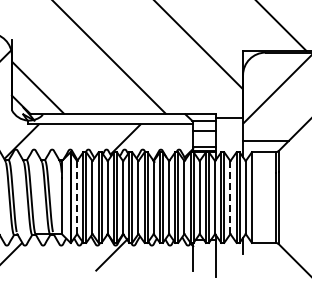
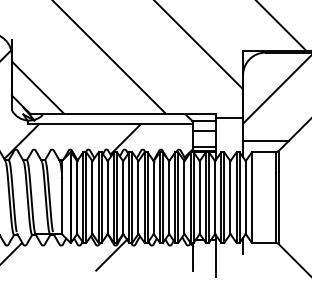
line: dashed -> solid (77, 198)
line: dashed -> solid (230, 198)
